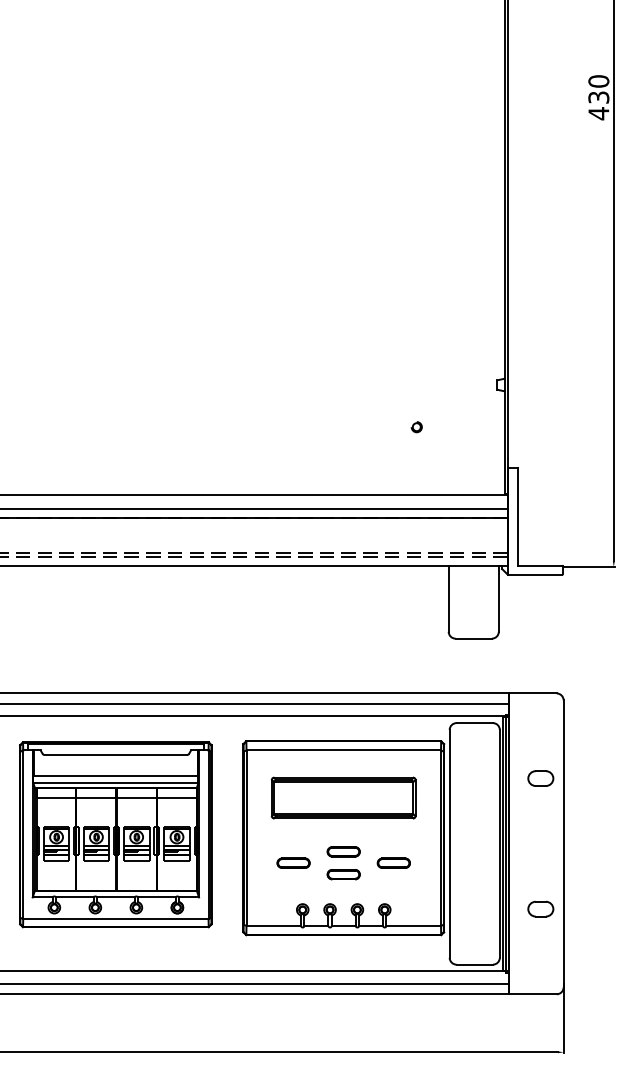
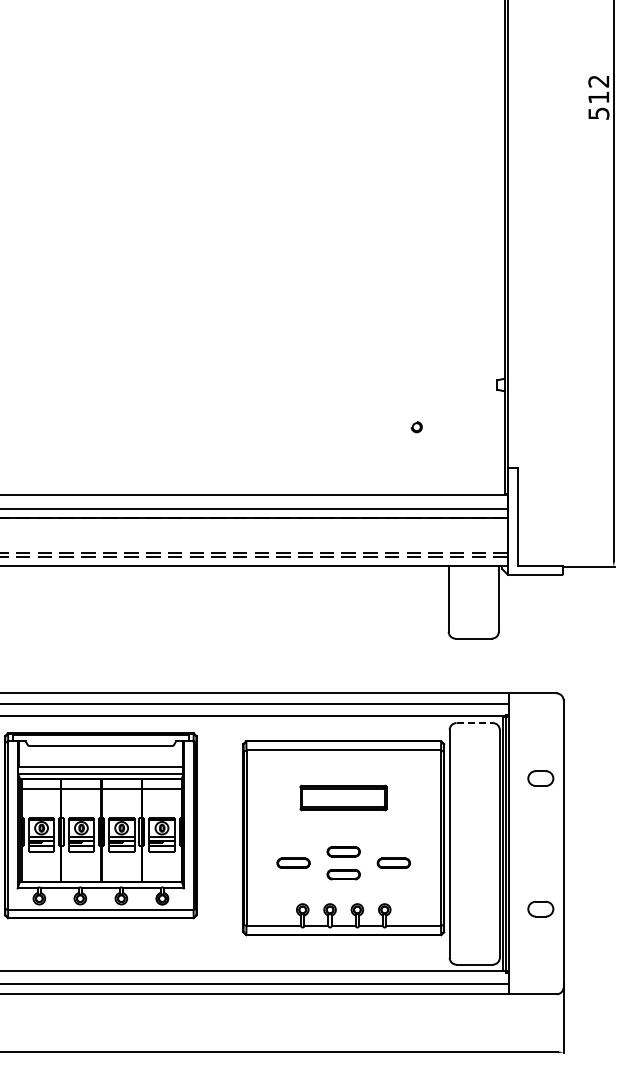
text: 430 -> 512 (598, 97)
line: solid -> dashed (475, 723)
part size: 147x44 px -> 89x28 px (343, 797)
part position: (115, 834) -> (100, 825) (100, 825)
